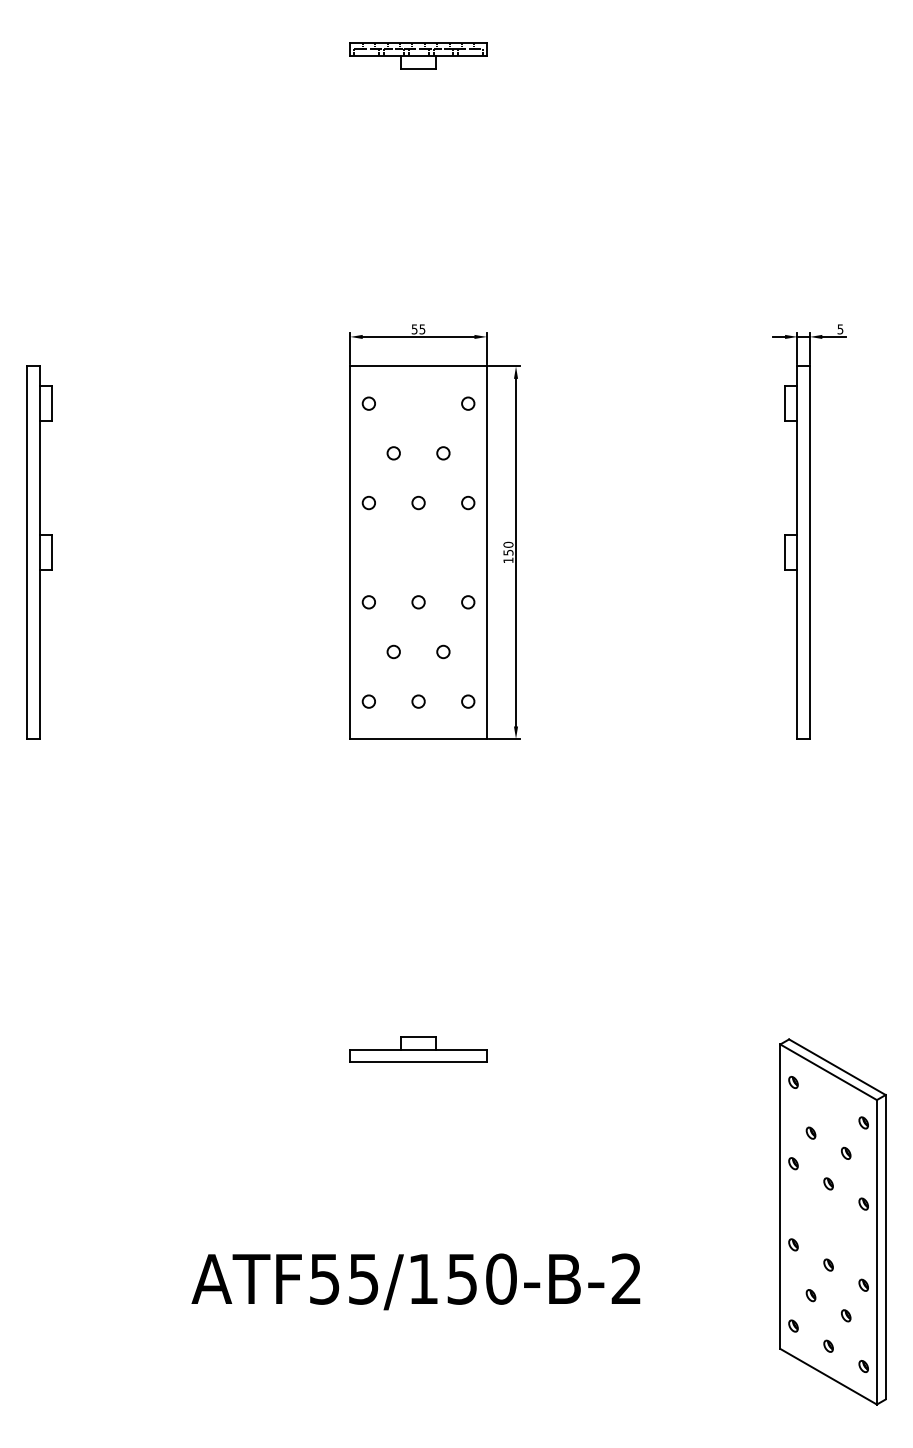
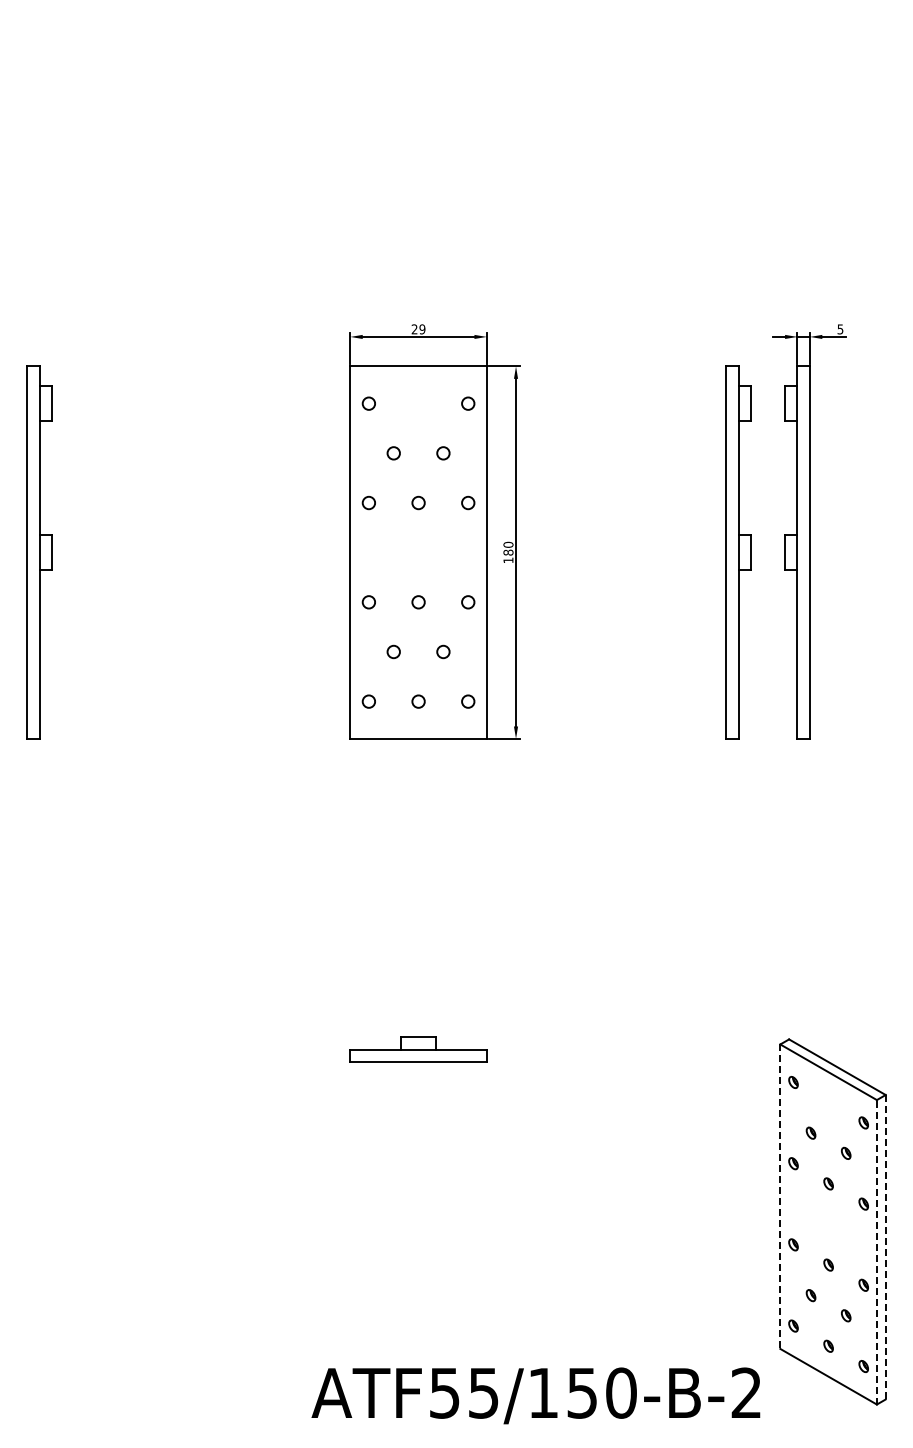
part: present -> none (418, 55)
text: 55 -> 29 (418, 329)
text: 150 -> 180 (508, 552)
part: none -> present (738, 552)
line: solid -> dashed (780, 1197)
line: solid -> dashed (885, 1247)
line: solid -> dashed (876, 1251)
text position: (415, 1281) -> (535, 1395) (535, 1395)
